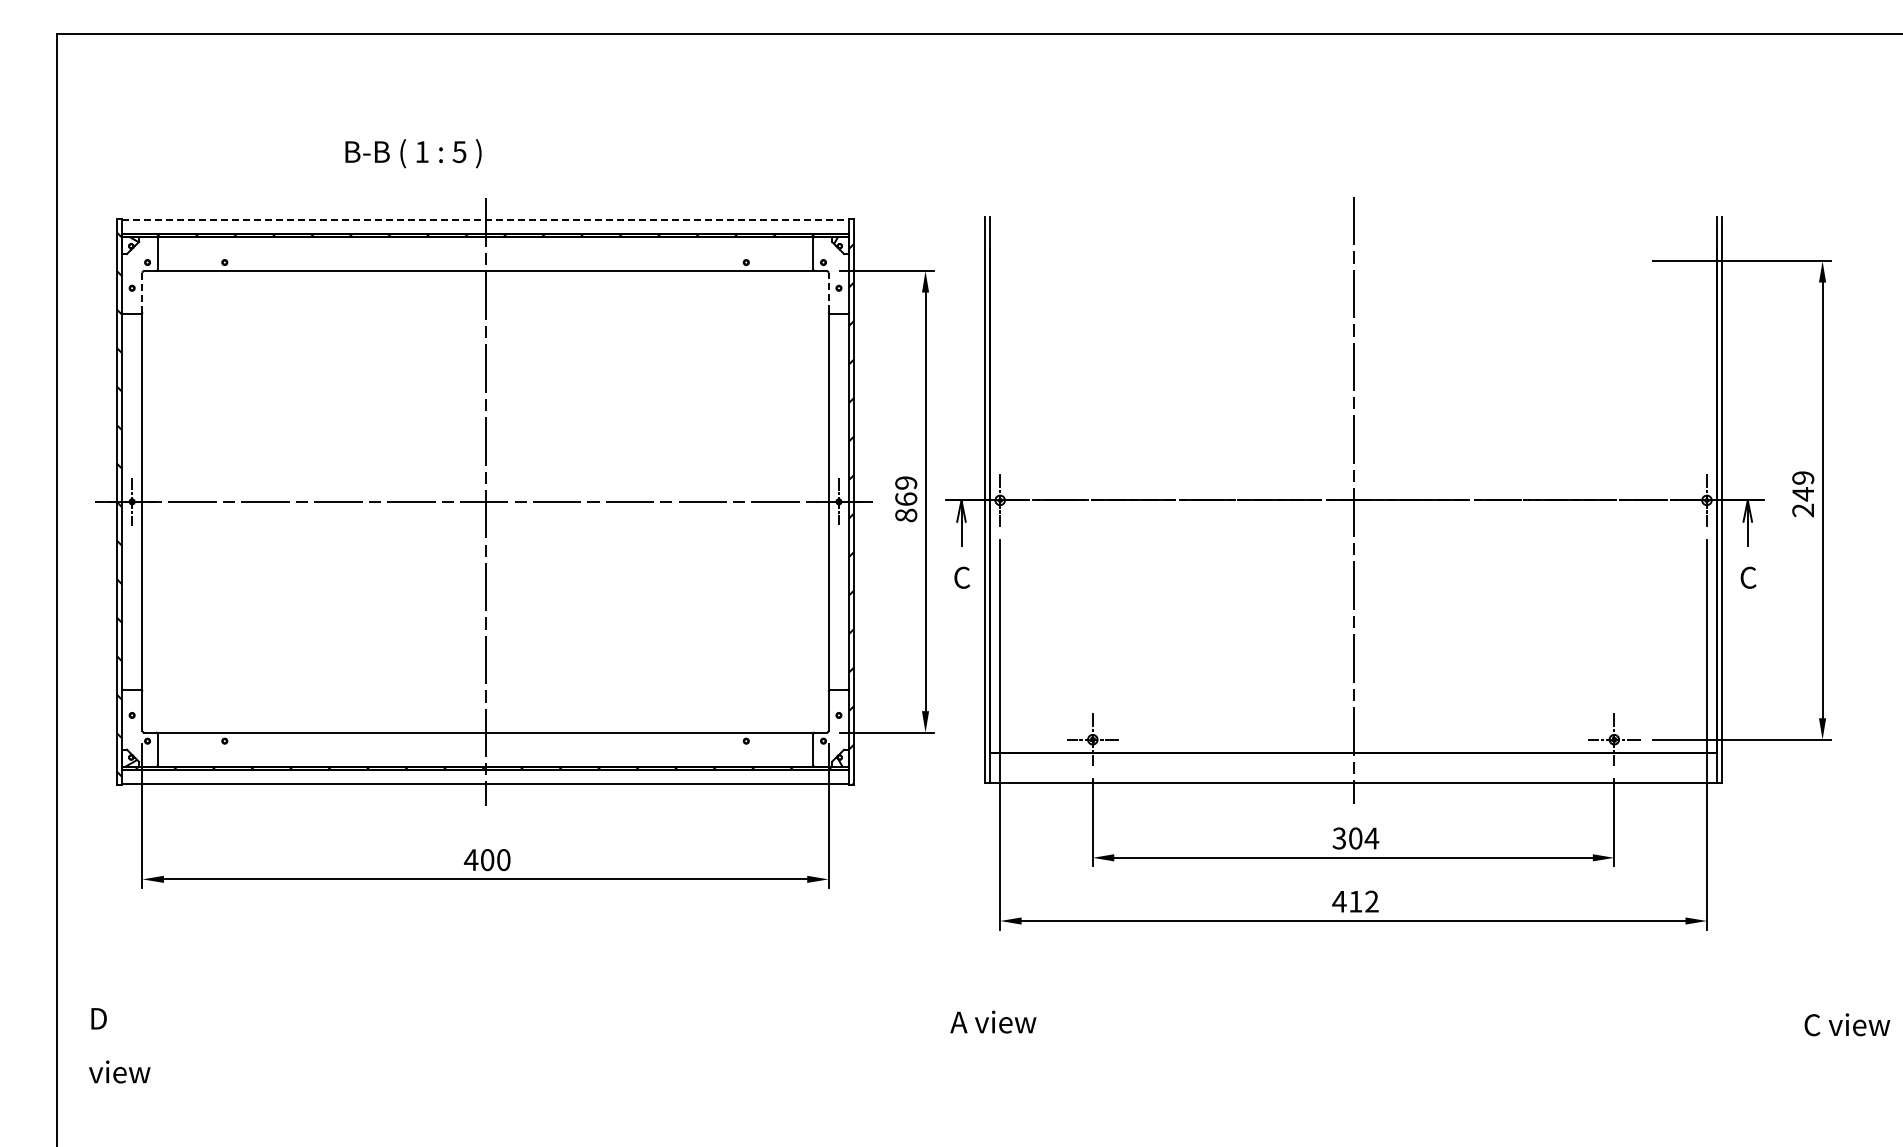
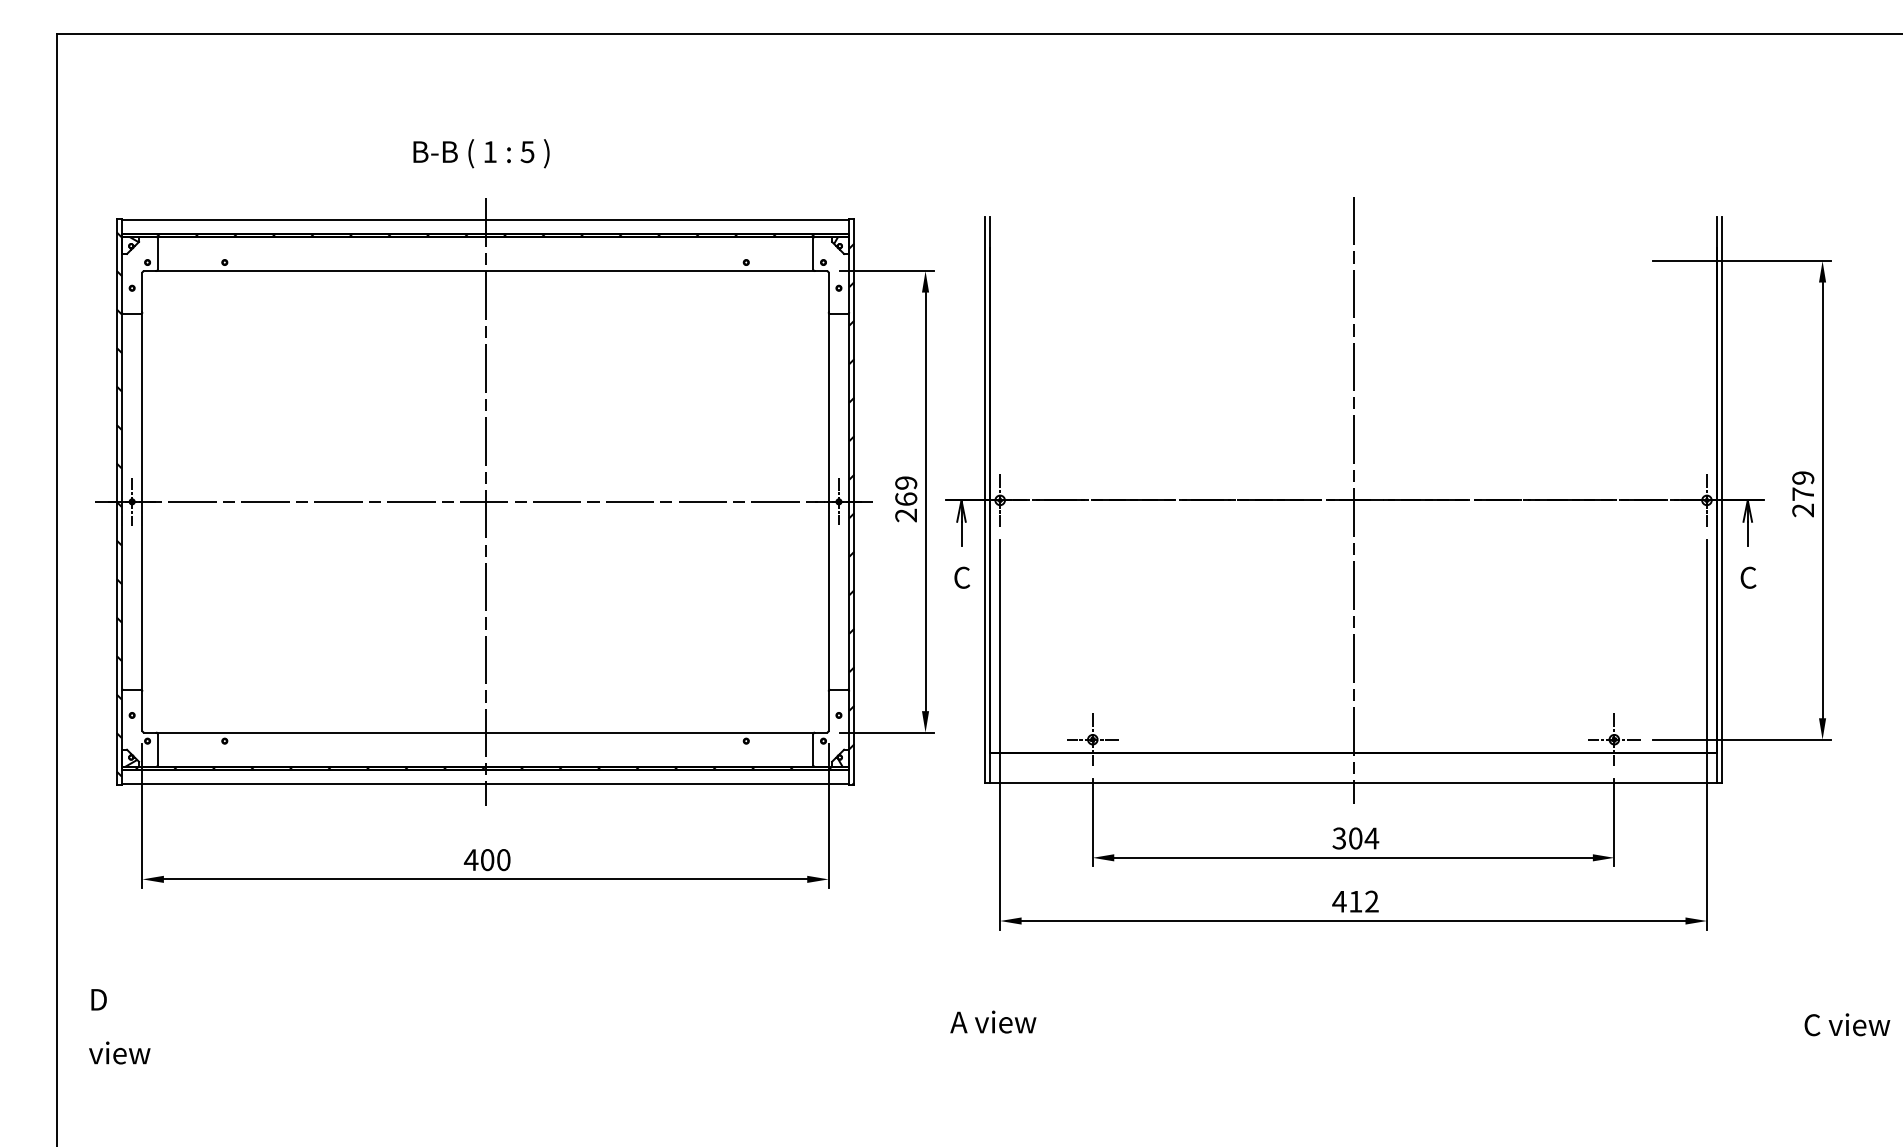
text position: (413, 153) -> (481, 153) (481, 153)
line: dashed -> solid (485, 219)
line: dashed -> solid (142, 292)
line: dashed -> solid (828, 292)
text: 249 -> 279 (1802, 494)
text: 869 -> 269 (906, 515)
text position: (119, 1045) -> (119, 1026) (119, 1026)
